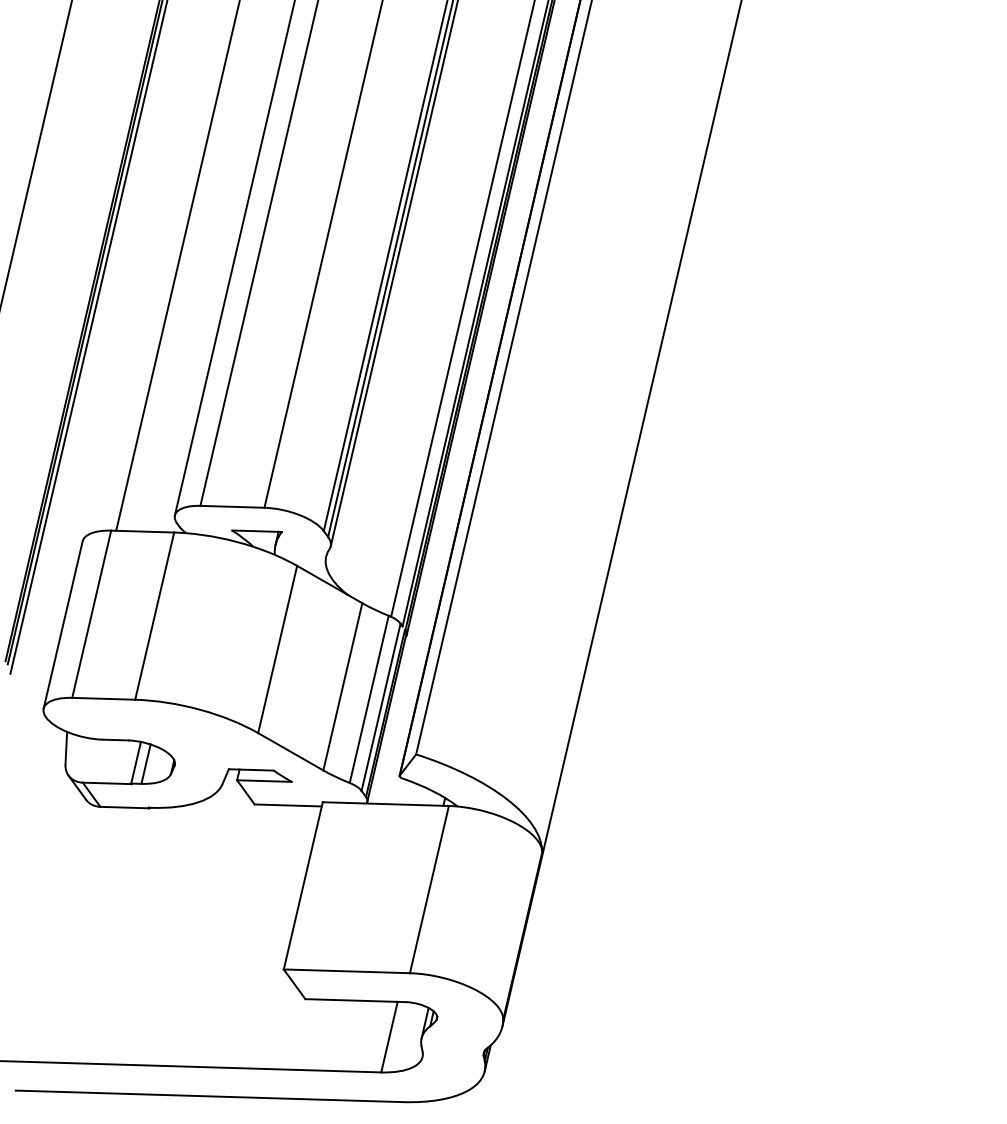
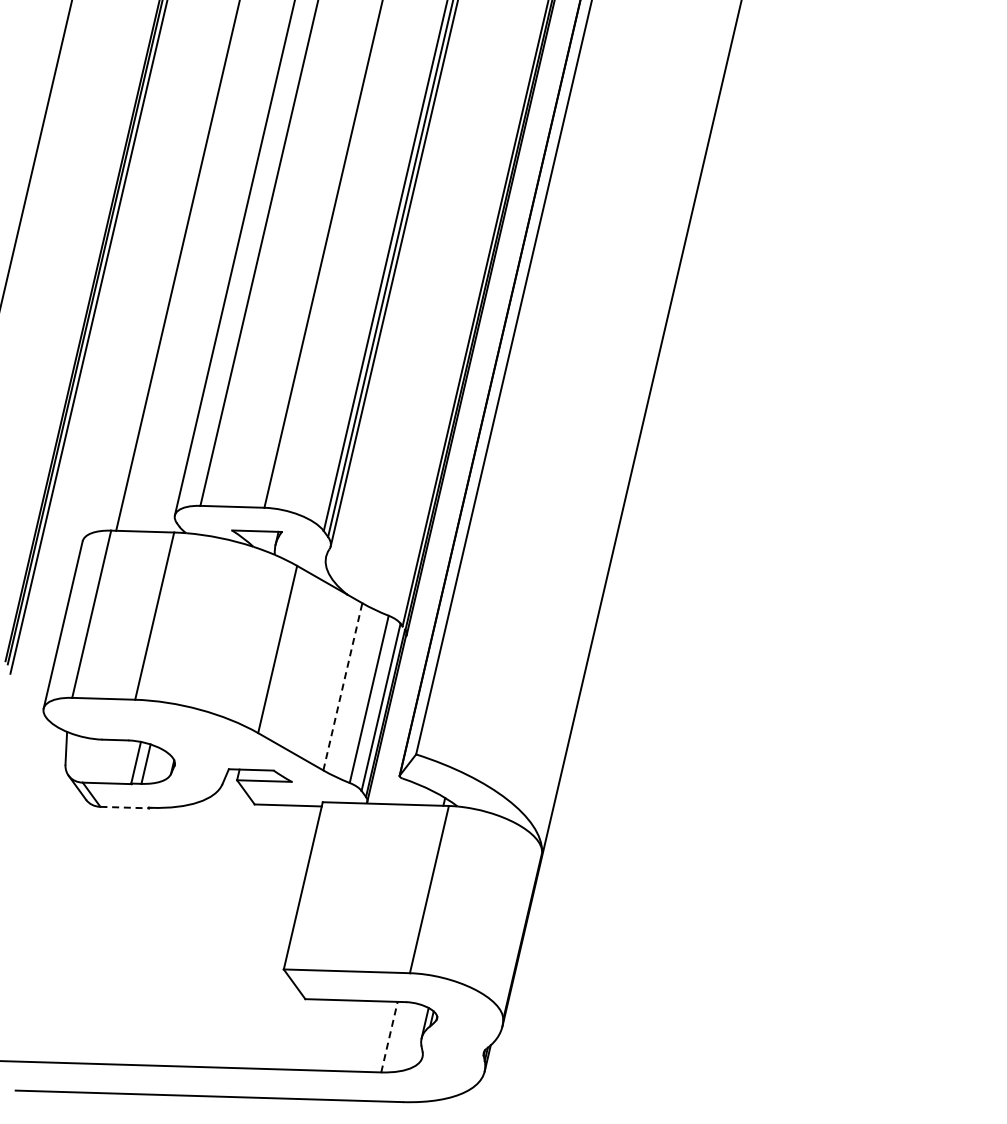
line: present -> none (462, 309)
line: solid -> dashed (342, 686)
line: solid -> dashed (125, 807)
line: solid -> dashed (389, 1036)
